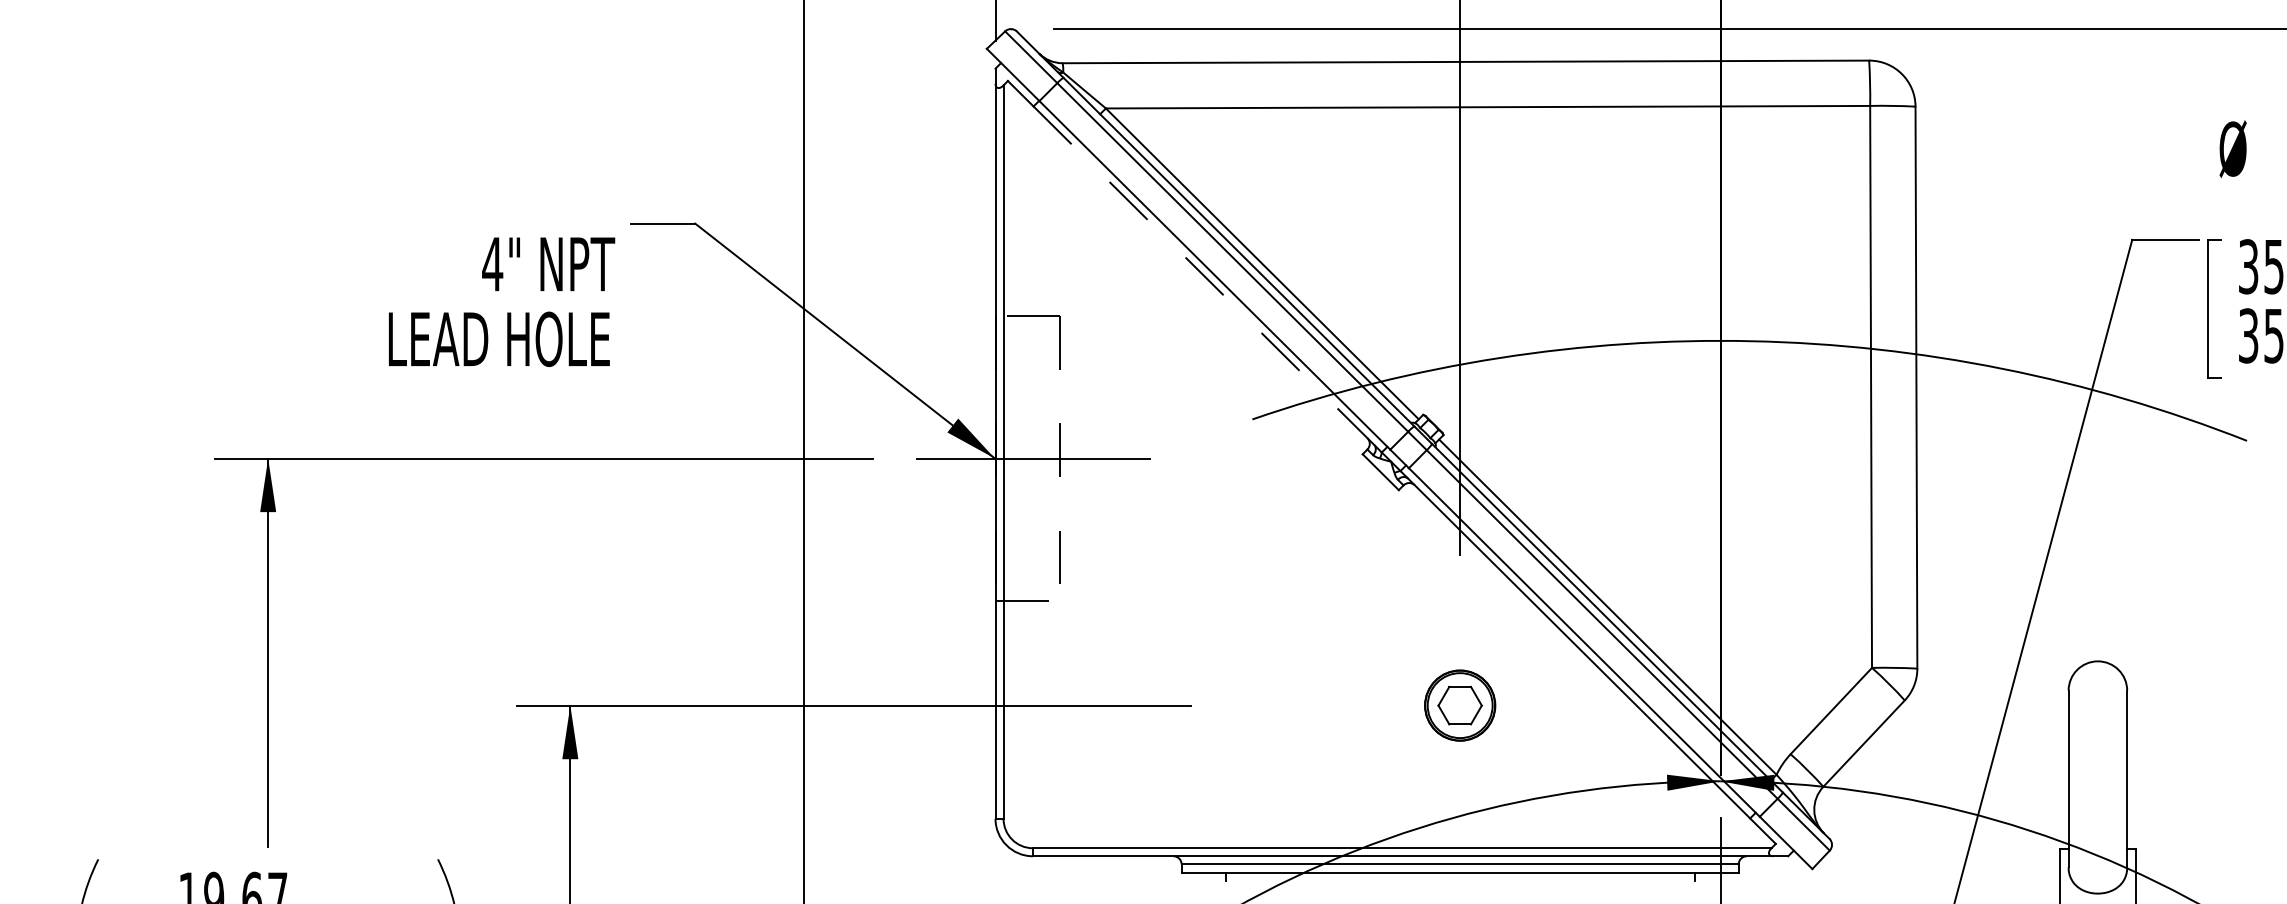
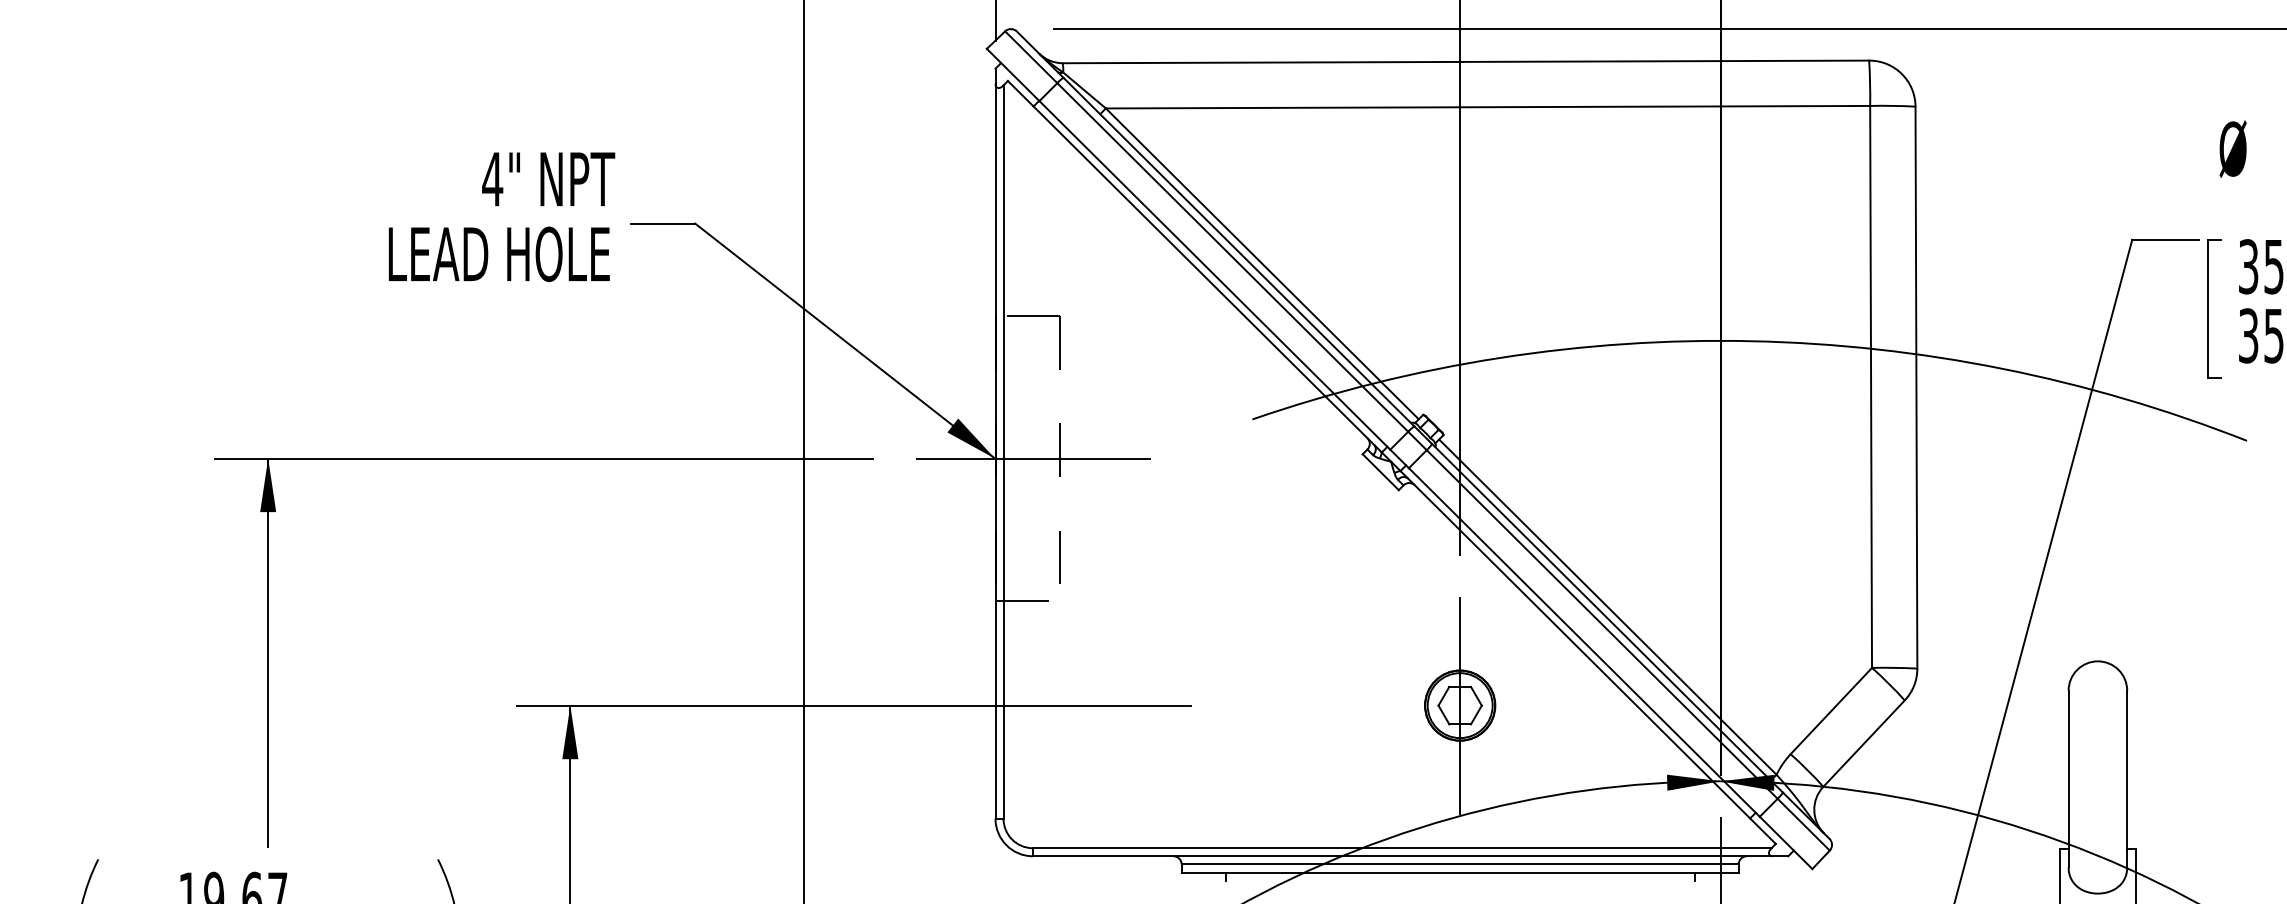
line: dashed -> solid (1204, 276)
text position: (502, 301) -> (502, 216) (502, 216)
line: none -> present (1460, 705)
